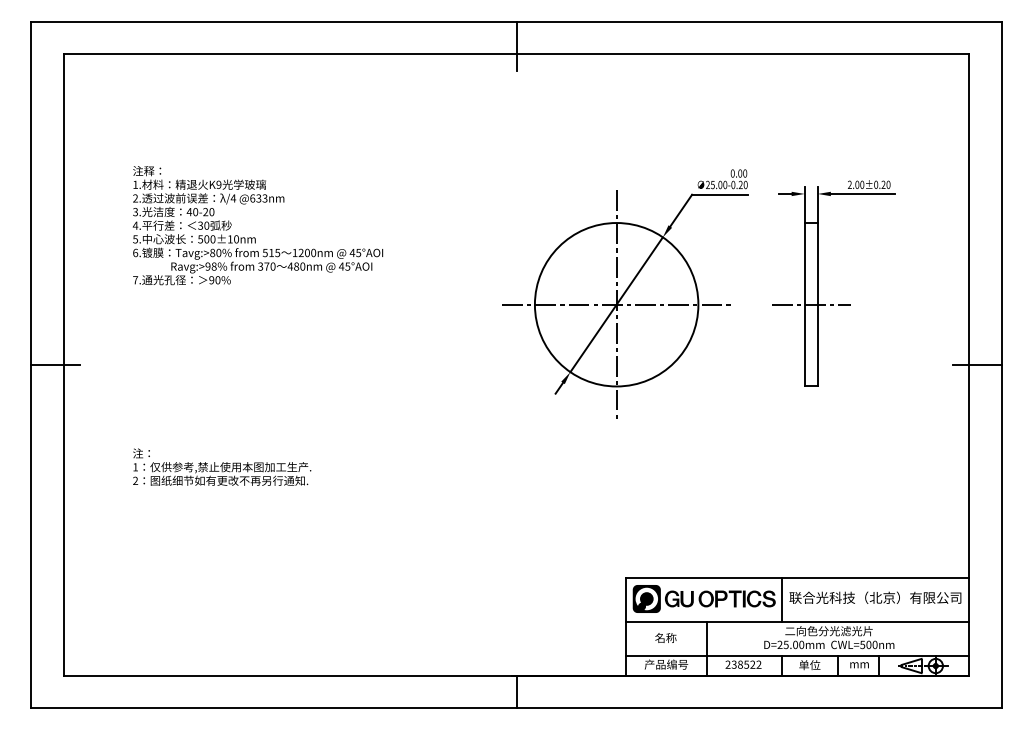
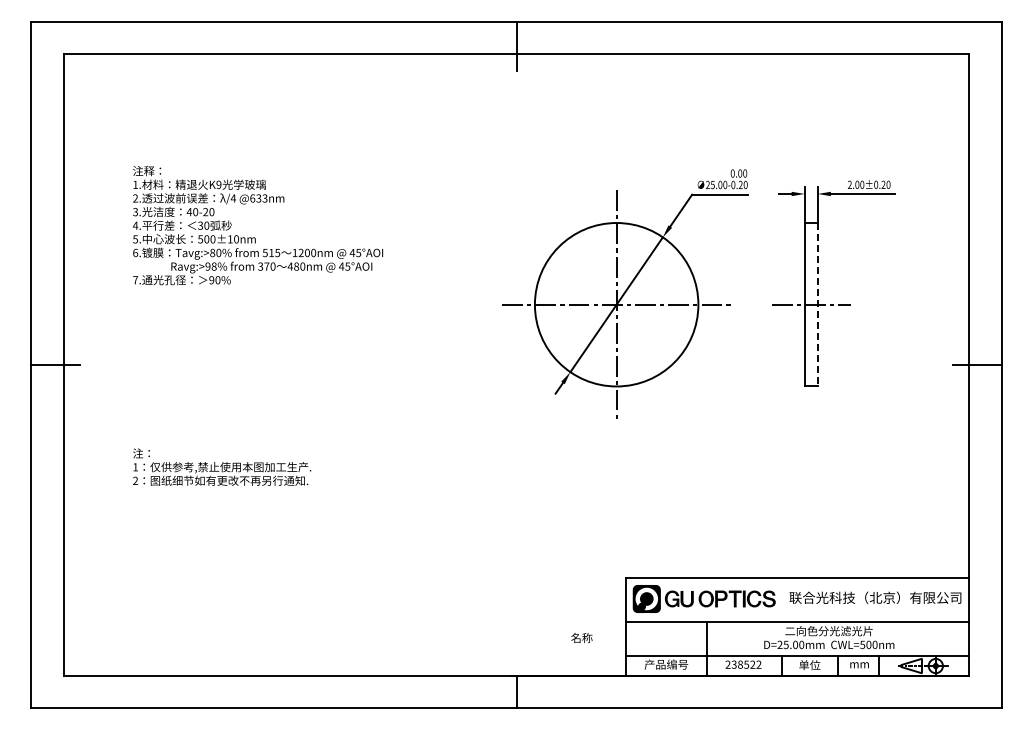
line: solid -> dashed (817, 304)
line: present -> none (781, 599)
text position: (665, 637) -> (581, 637) (581, 637)
